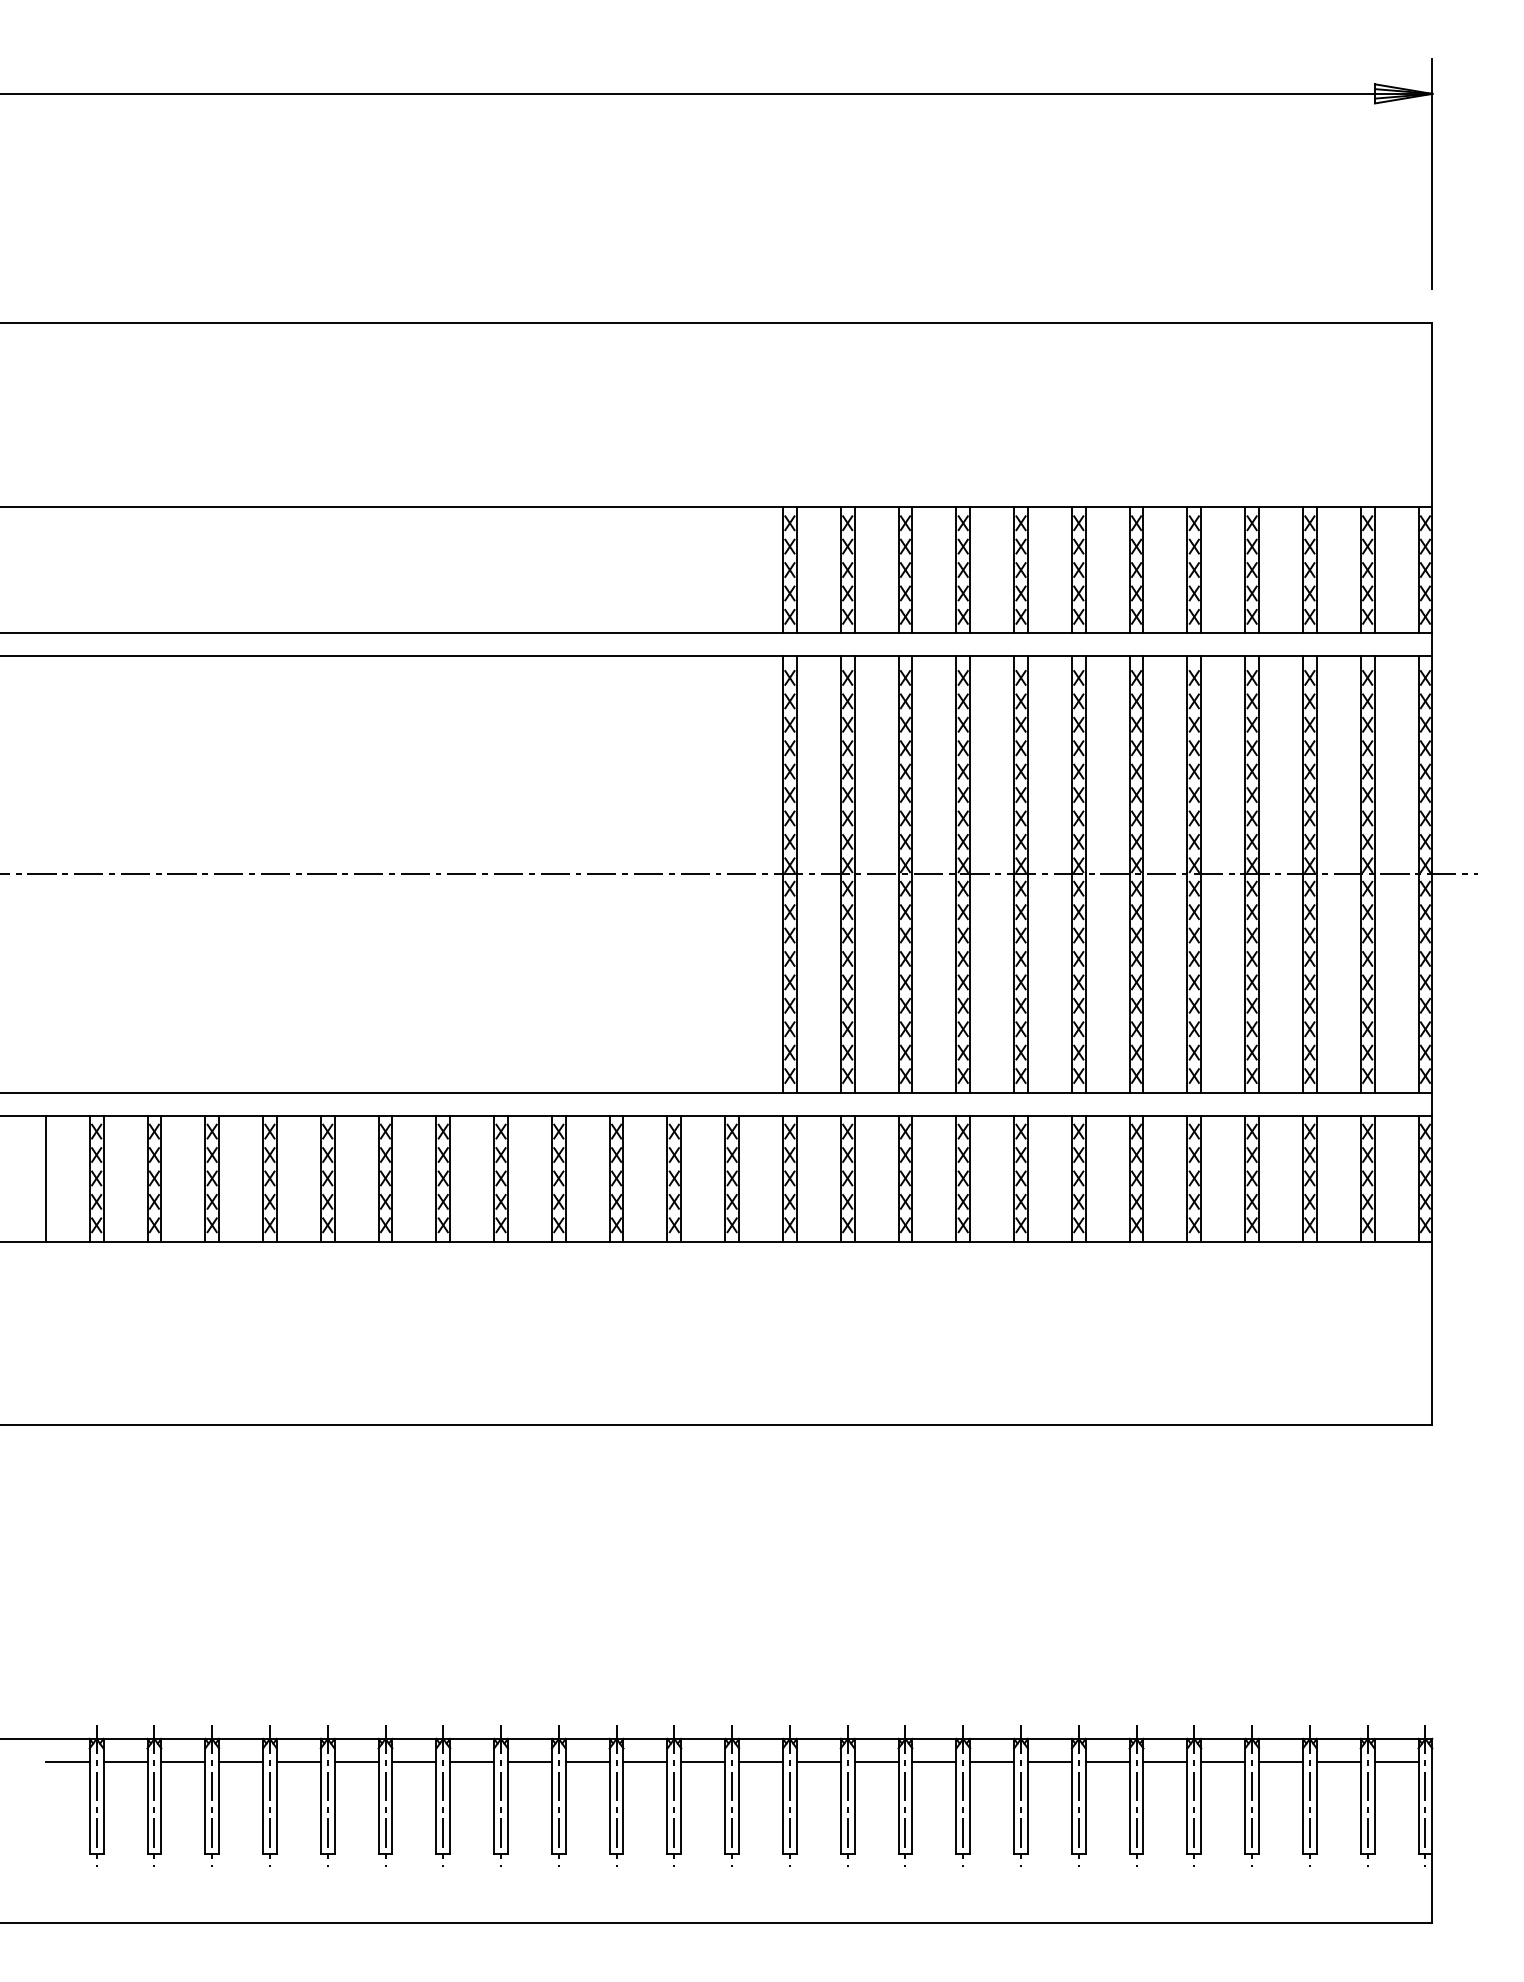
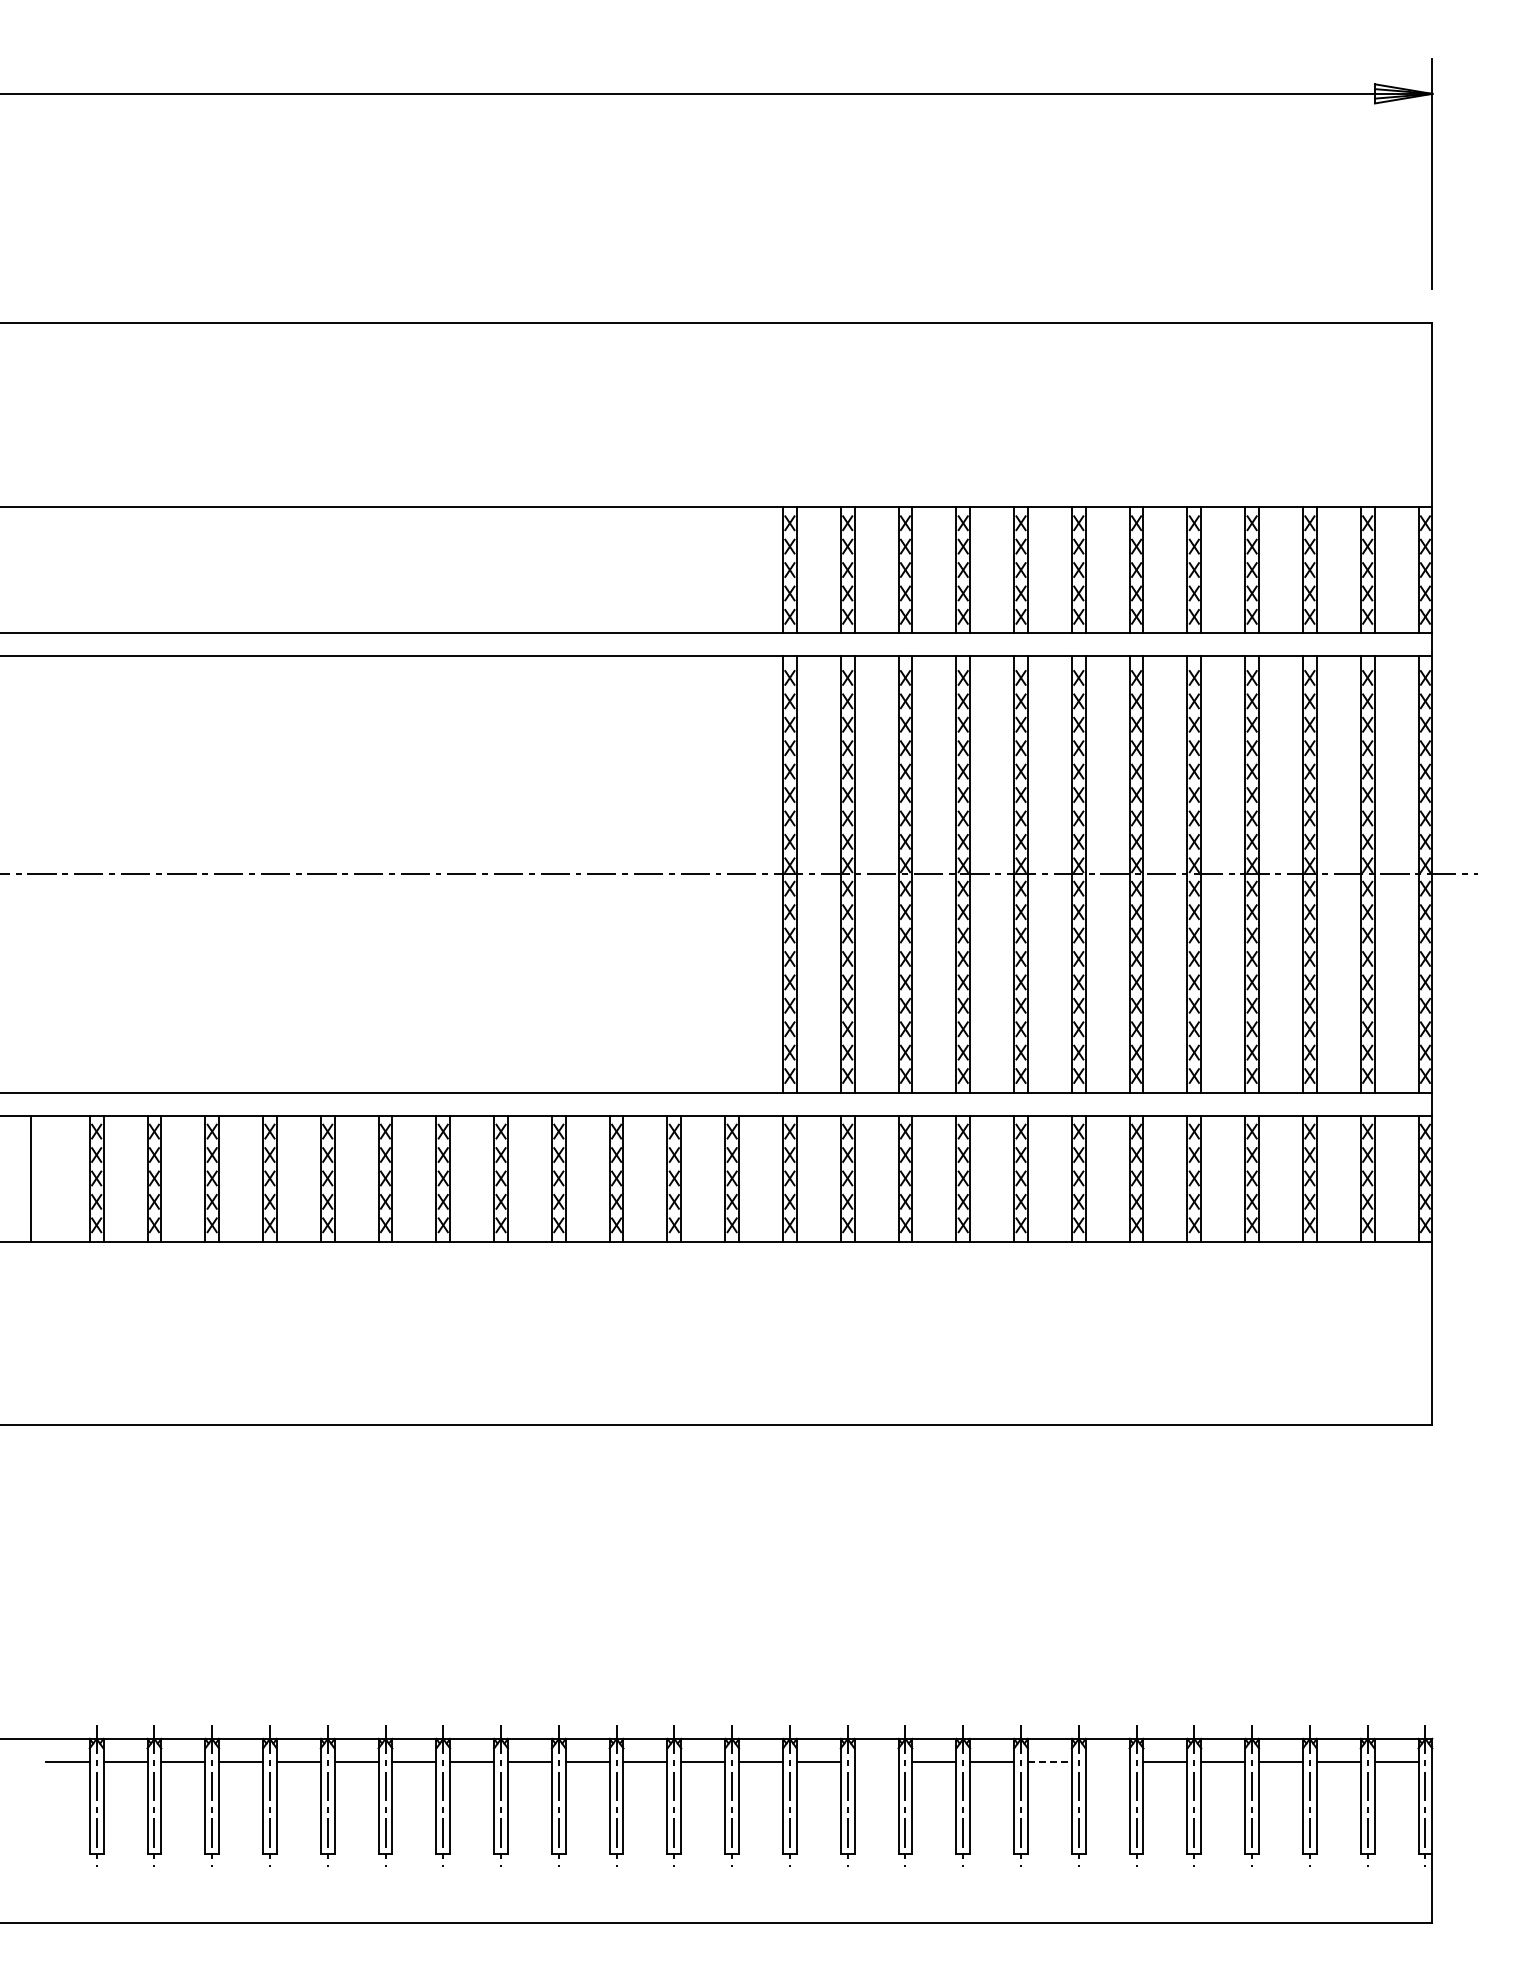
line position: (45, 1178) -> (30, 1178) (30, 1178)
line: present -> none (876, 1761)
line: solid -> dashed (1049, 1761)
line: present -> none (1107, 1761)
